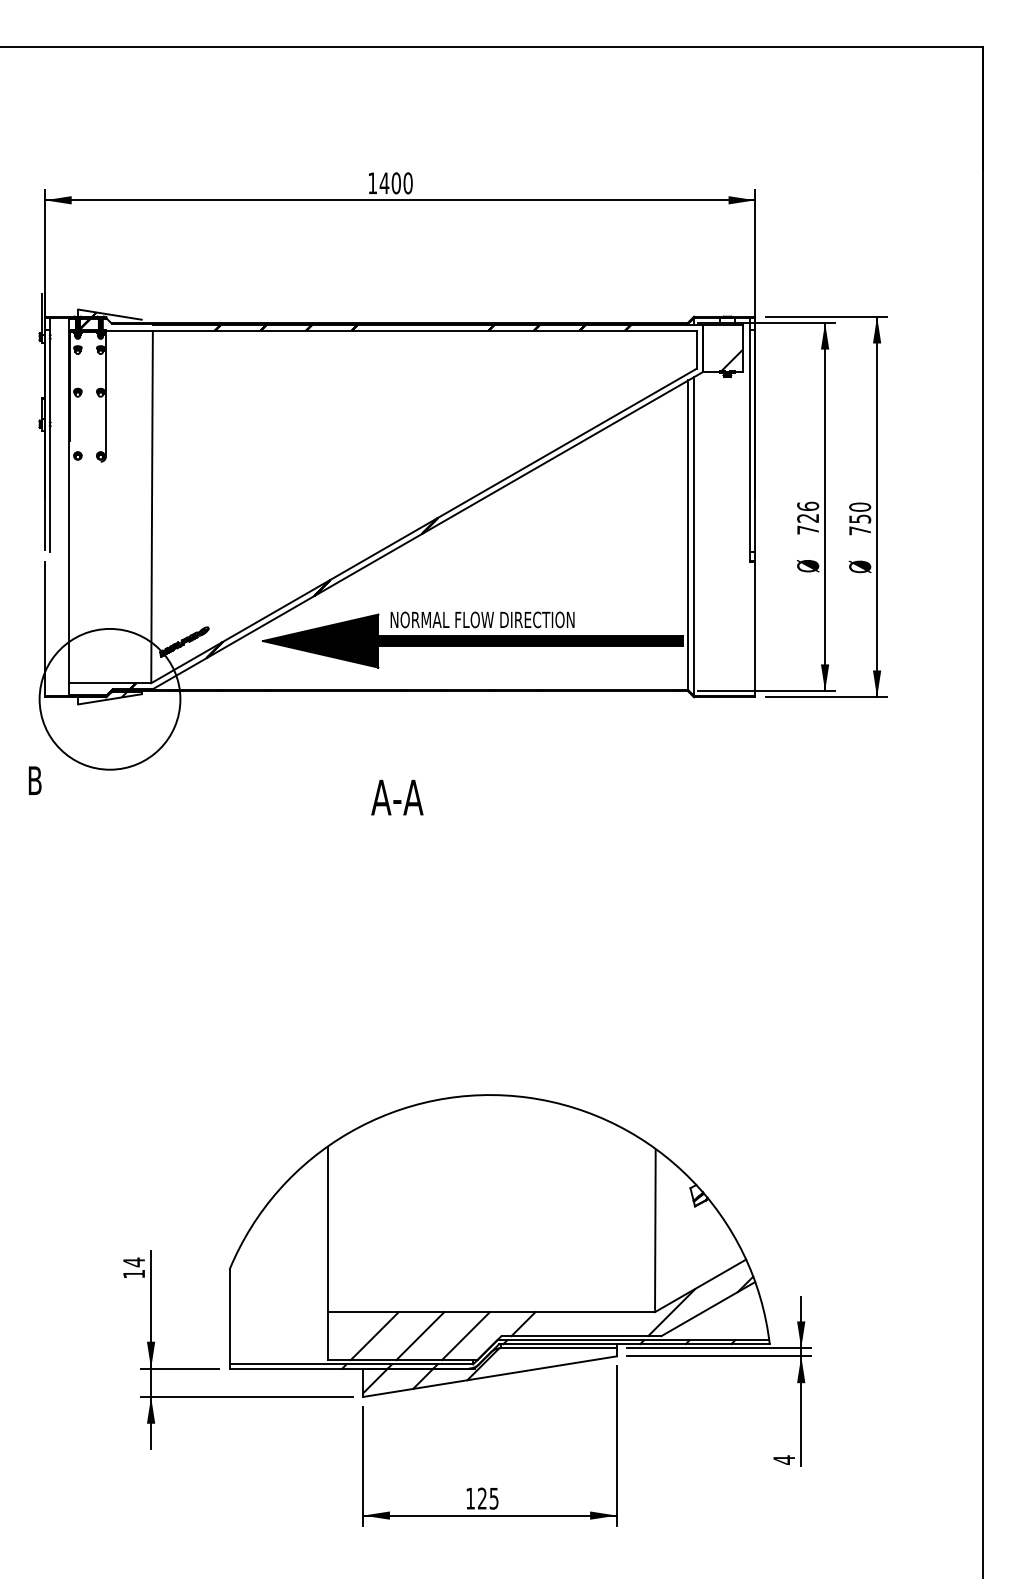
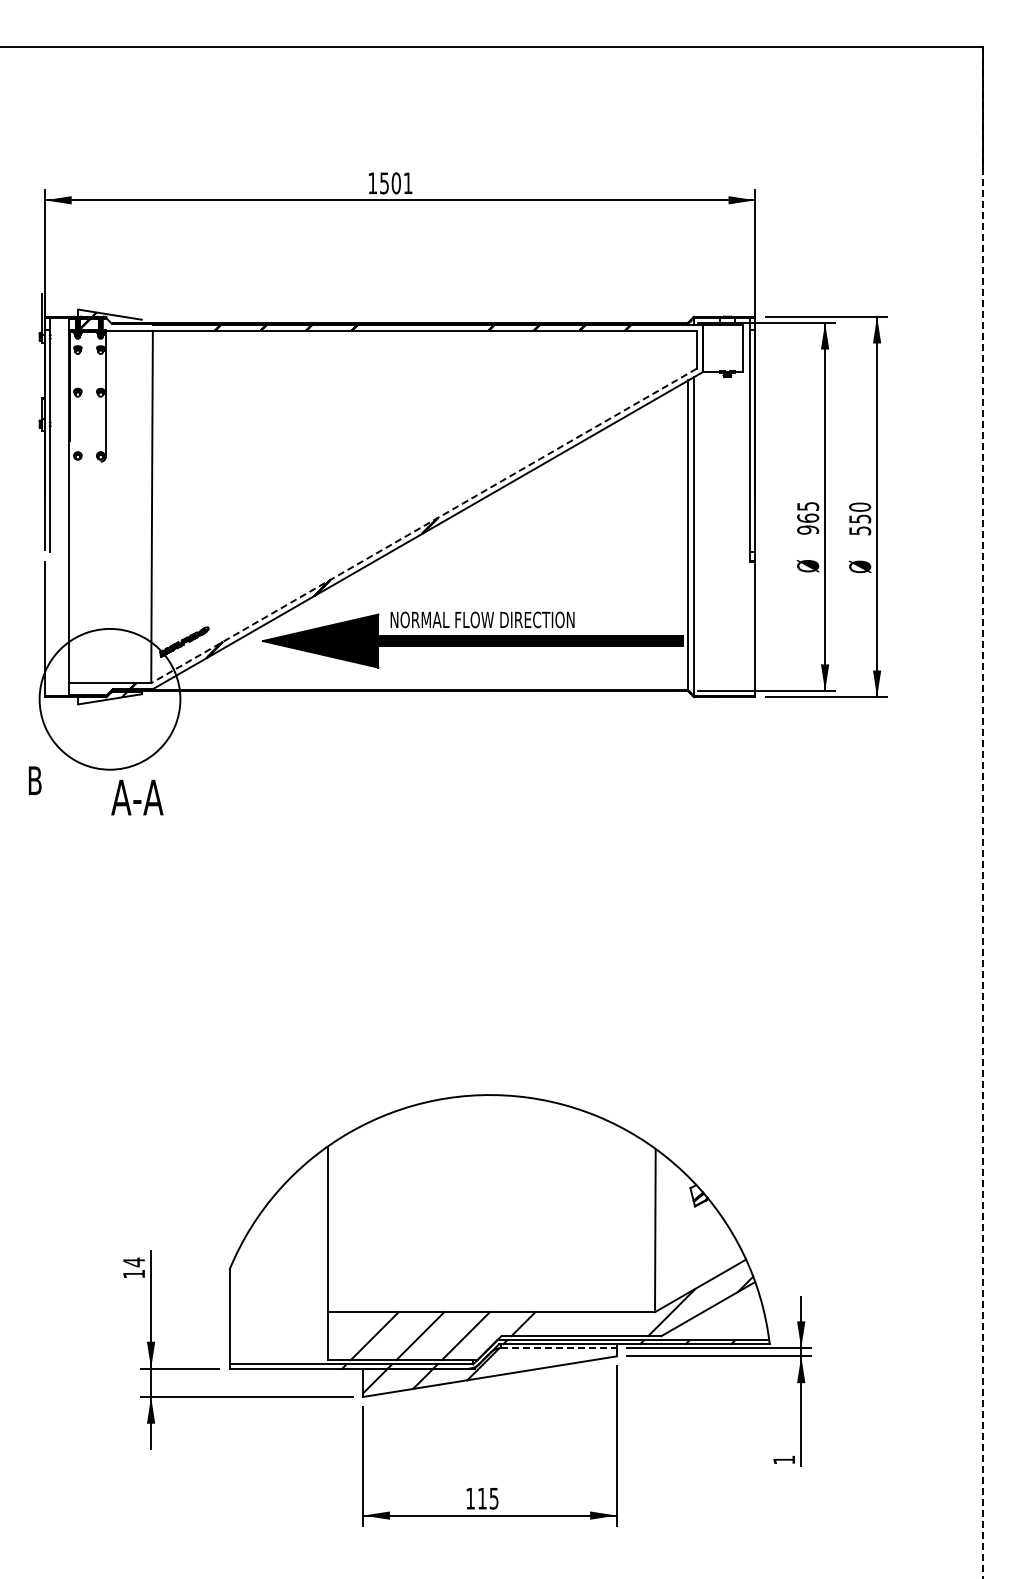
text: 1400 -> 1501 (395, 183)
hatch: present -> none (731, 360)
text: 726 -> 965 (808, 517)
line: solid -> dashed (424, 525)
text: 750 -> 550 (860, 530)
text position: (397, 797) -> (137, 797) (137, 797)
line: solid -> dashed (982, 813)
line: solid -> dashed (558, 1348)
text: 4 -> 1 (783, 1459)
text: 125 -> 115 (481, 1498)
